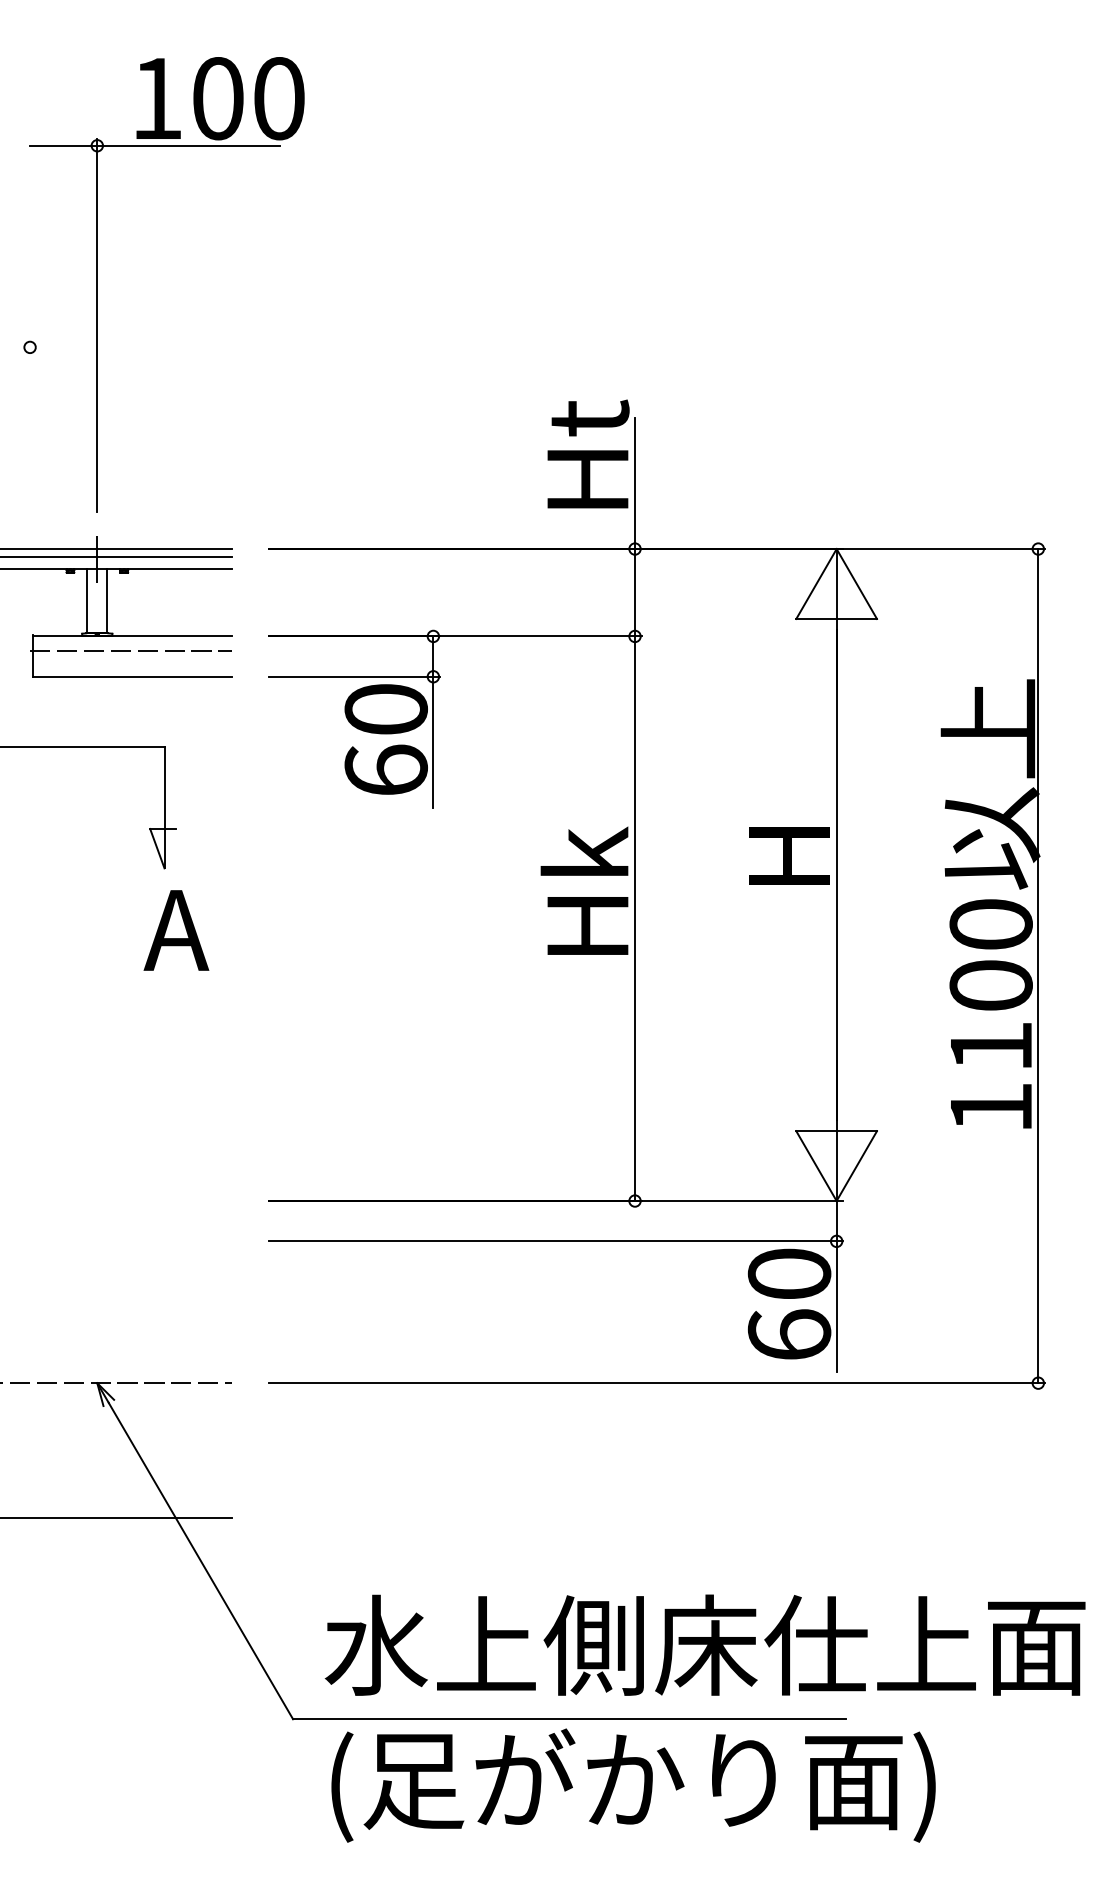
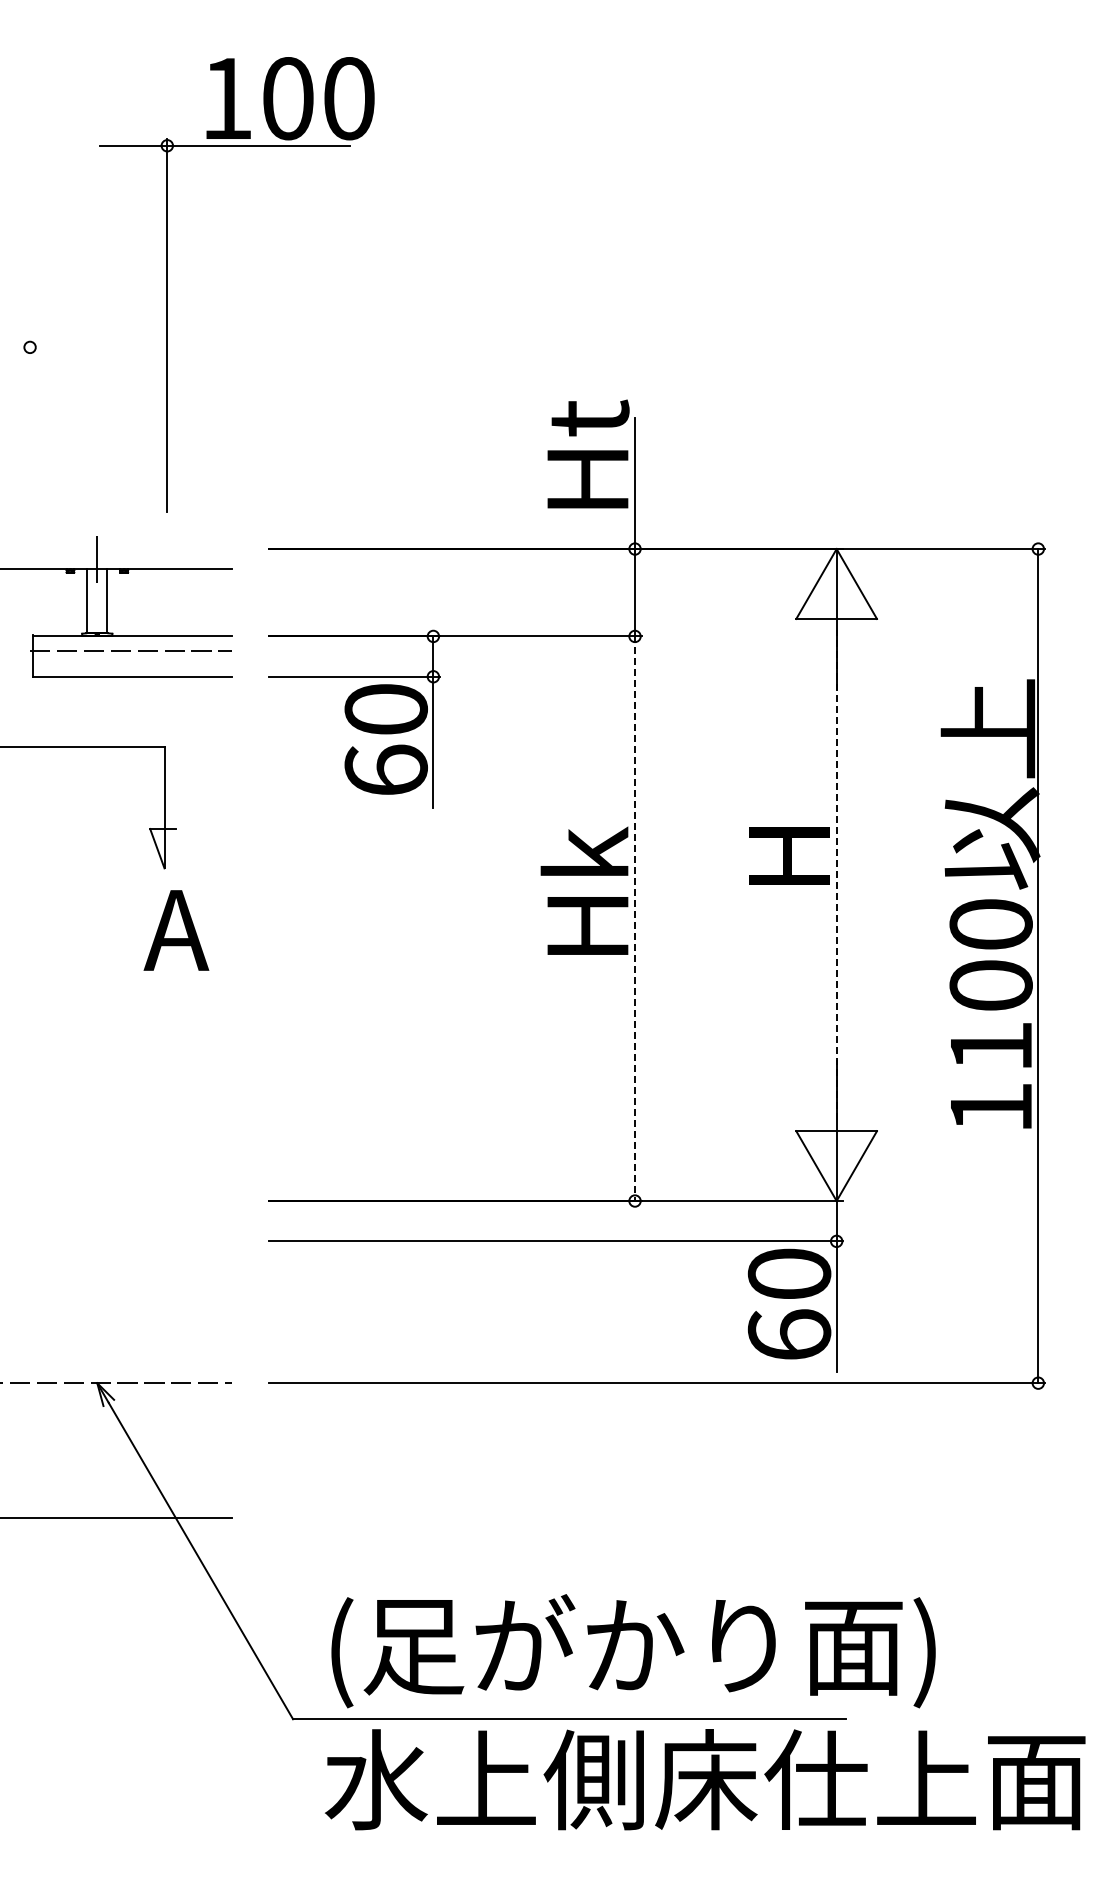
part position: (97, 284) -> (167, 284) (167, 284)
line: present -> none (116, 549)
line: present -> none (116, 557)
line: solid -> dashed (836, 874)
line: solid -> dashed (635, 919)
text: 水上側床仕上面 -> (足がかり面) (704, 1651)
text: (足がかり面) -> 水上側床仕上面 (704, 1785)
